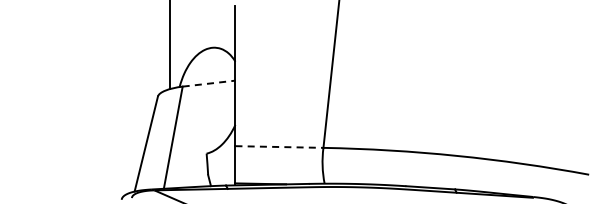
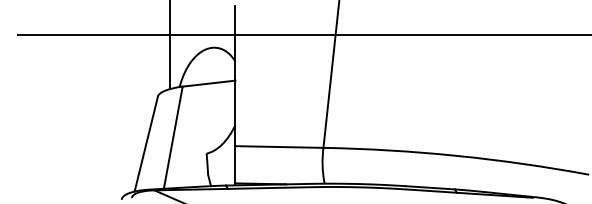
line: none -> present (302, 35)
line: dashed -> solid (209, 83)
line: dashed -> solid (279, 147)
